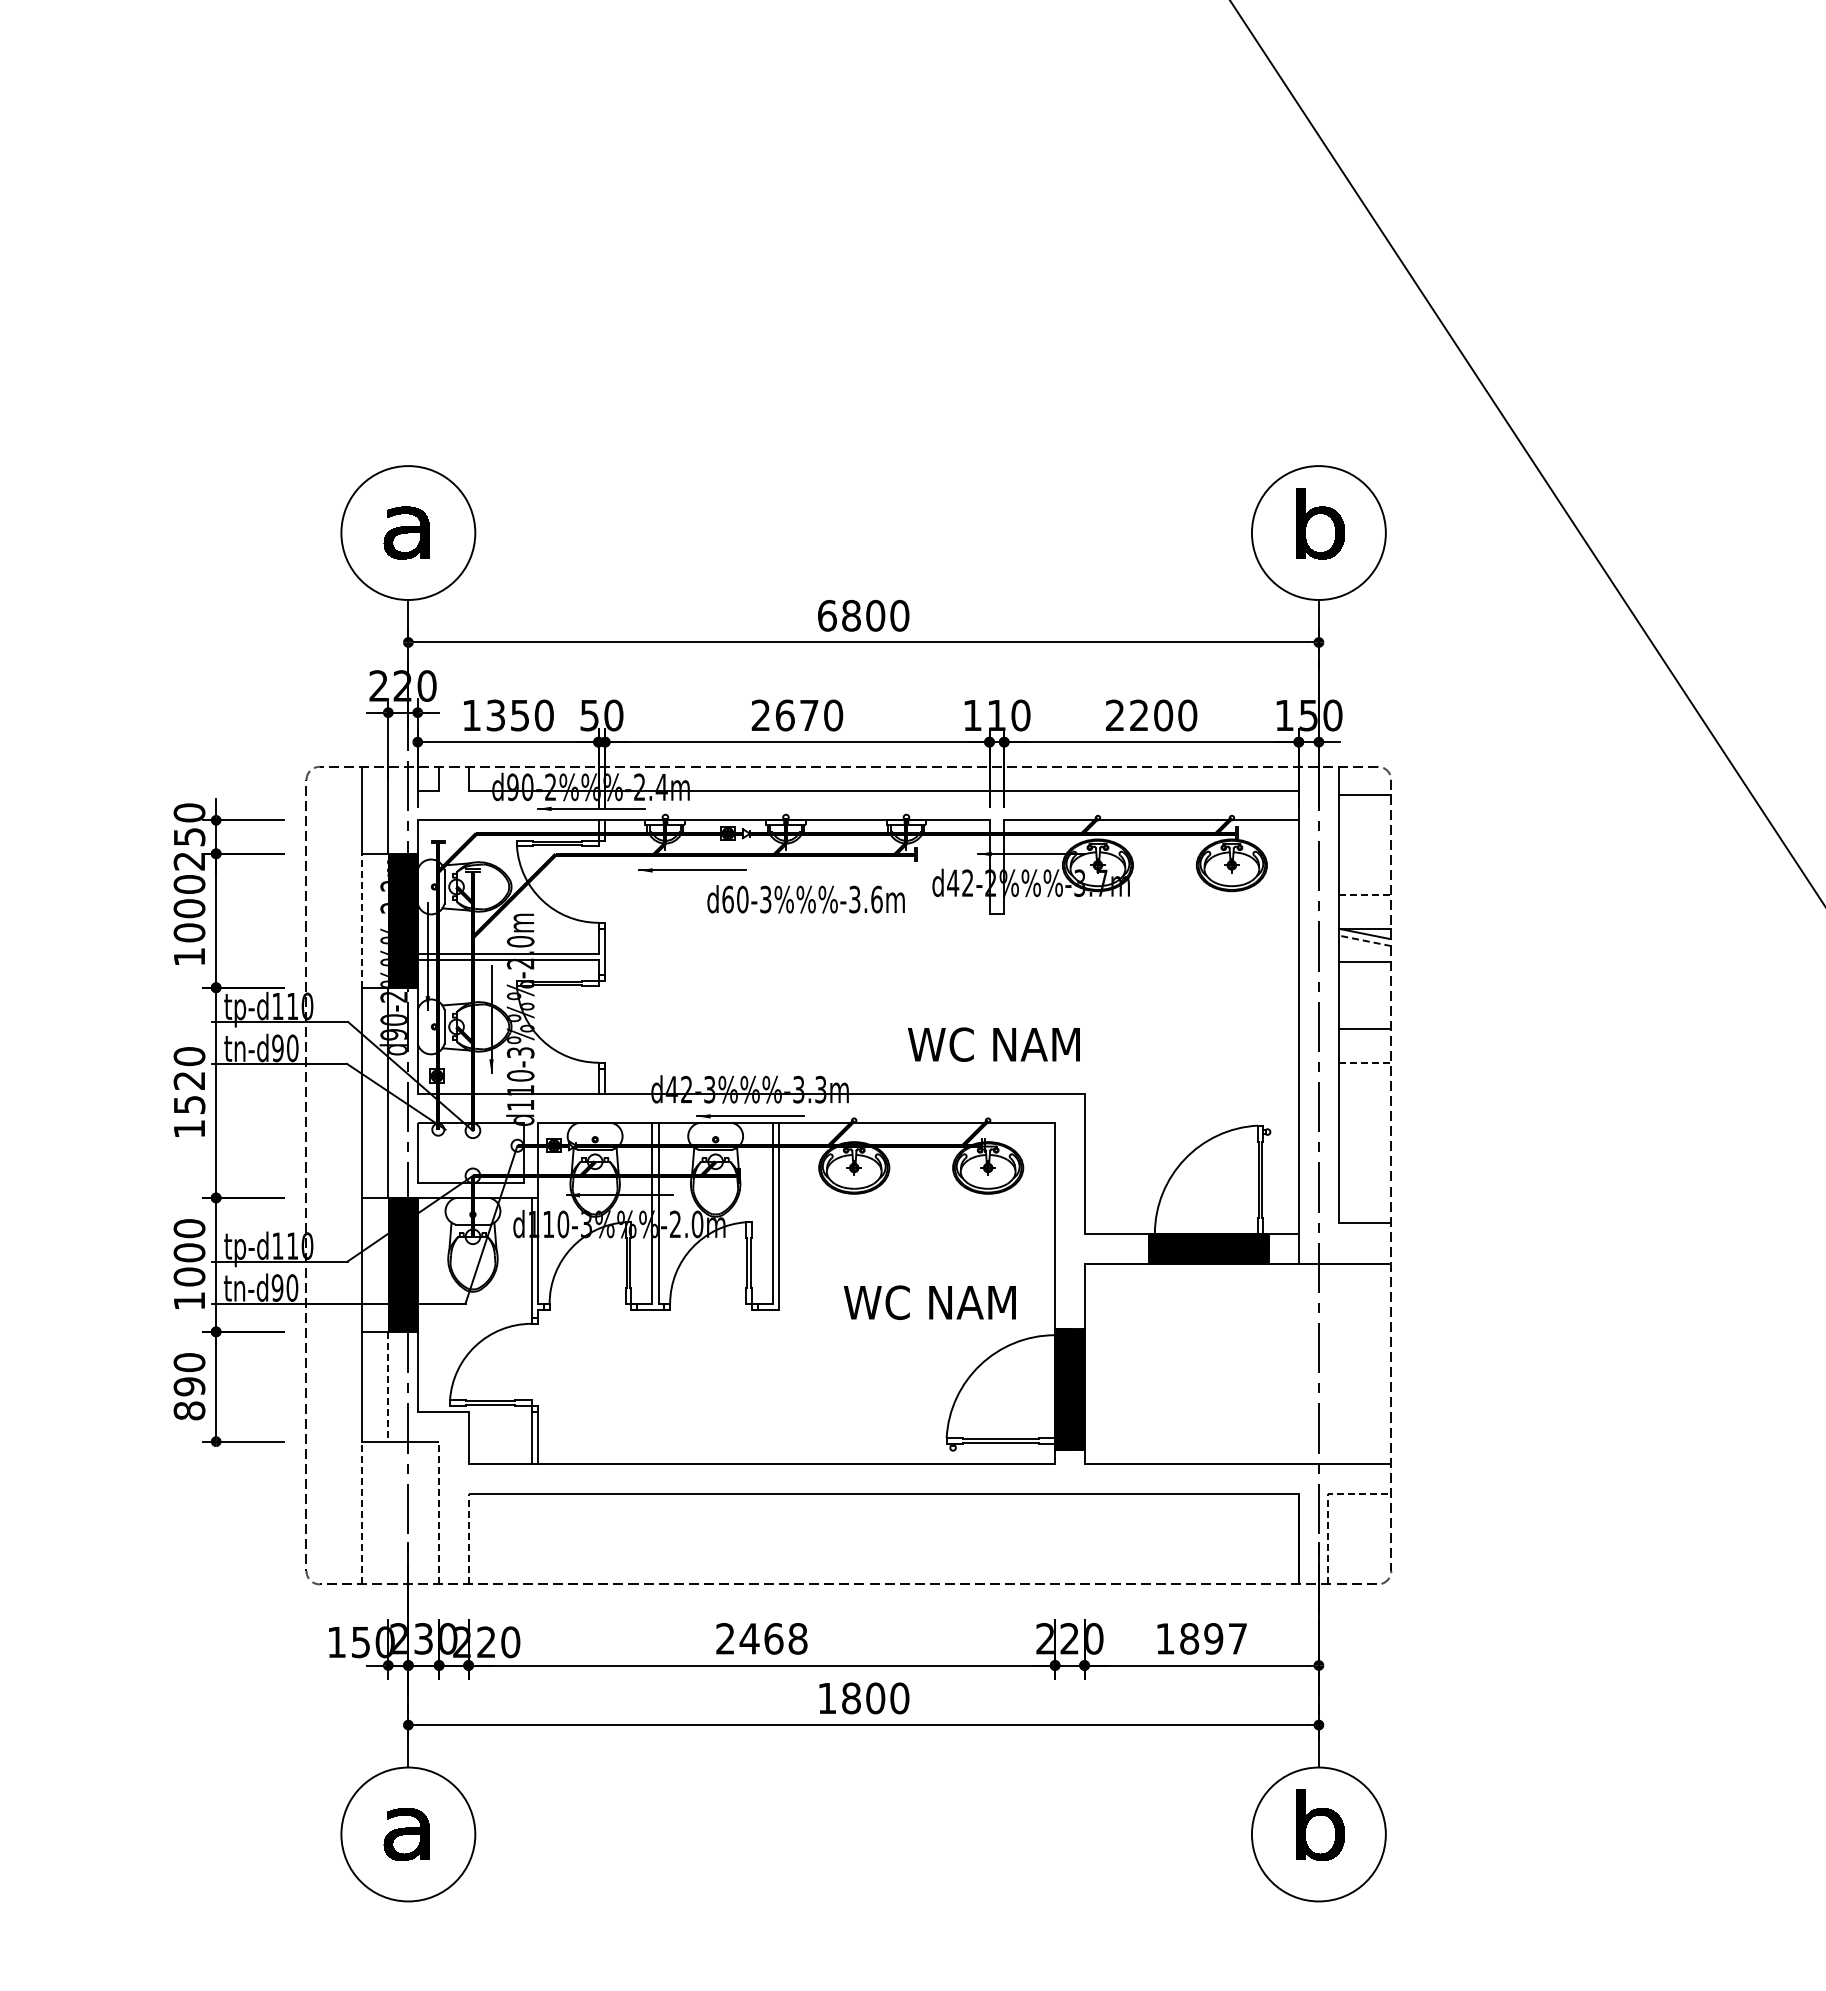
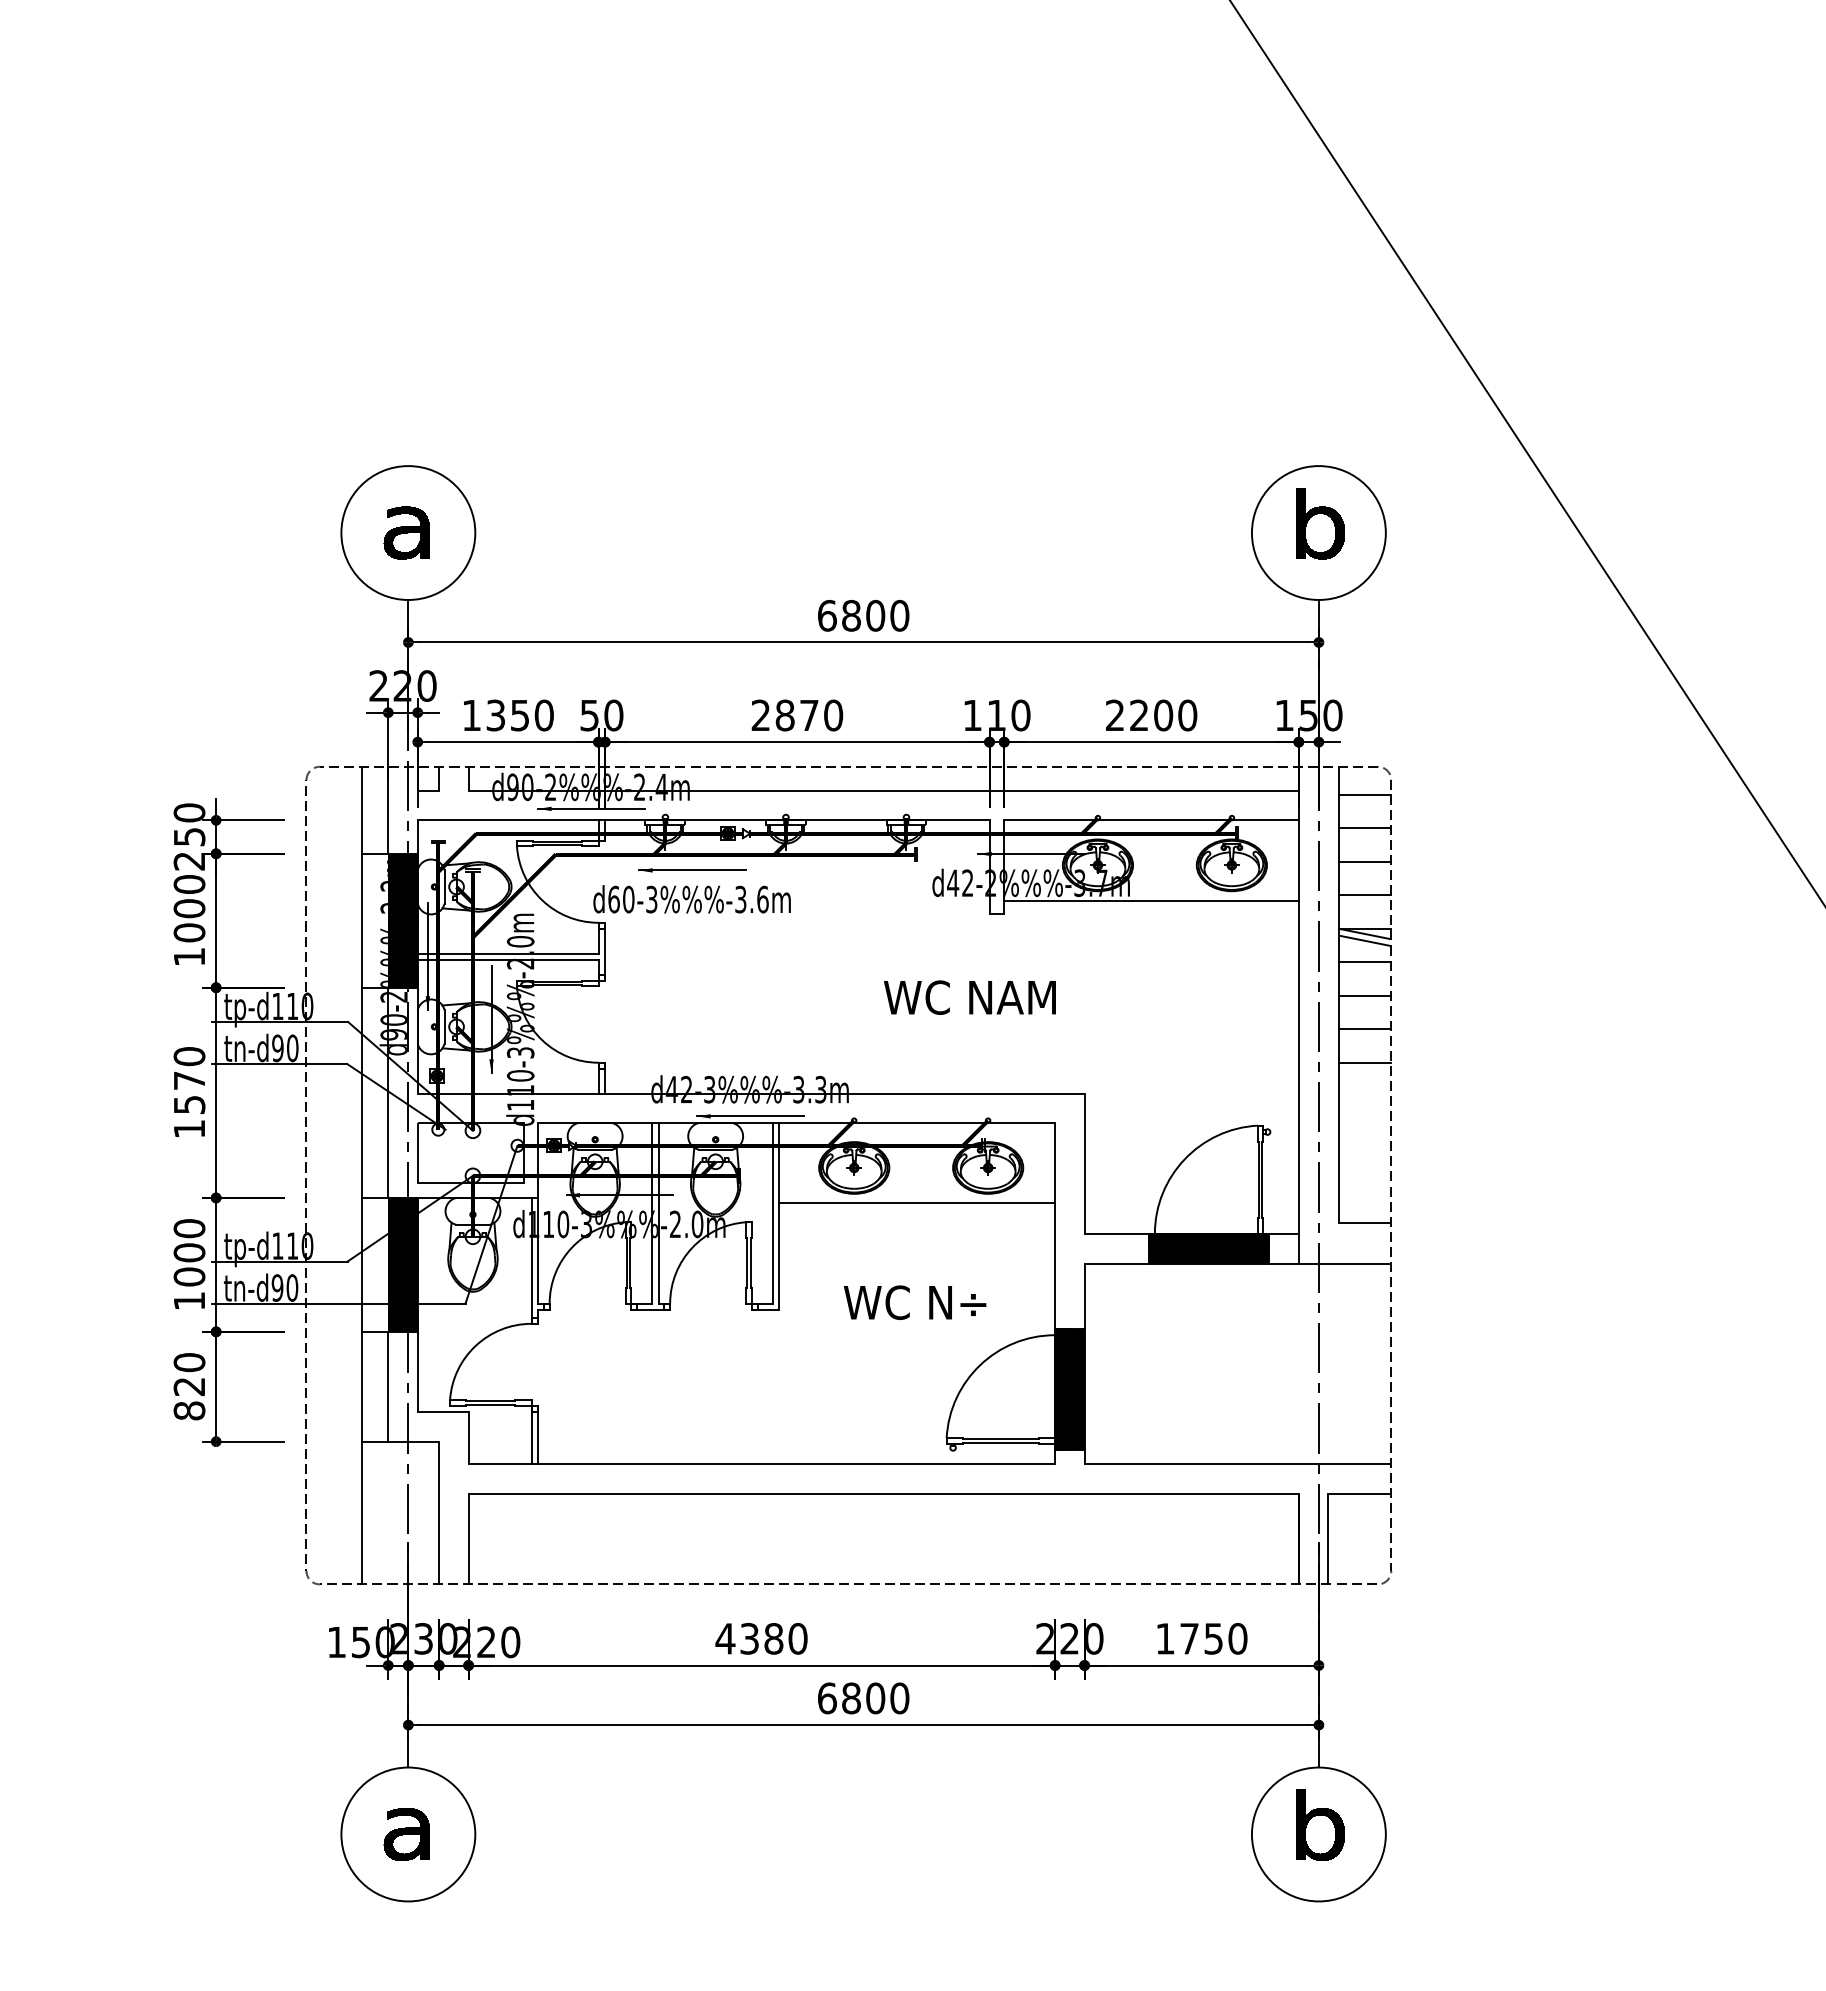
text: 2670 -> 2870 (784, 715)
line: none -> present (1364, 828)
line: none -> present (1364, 861)
line: dashed -> solid (1365, 895)
text position: (805, 899) -> (691, 899) (691, 899)
line: none -> present (1151, 900)
line: dashed -> solid (361, 920)
line: dashed -> solid (1365, 940)
line: none -> present (1364, 995)
text position: (993, 1044) -> (969, 997) (969, 997)
line: dashed -> solid (1365, 1062)
text: 1520 -> 1570 (188, 1080)
line: none -> present (917, 1203)
text: WC NAM -> WC N÷ (985, 1302)
text: 890 -> 820 (189, 1386)
line: dashed -> solid (388, 1386)
line: dashed -> solid (1328, 1505)
line: dashed -> solid (361, 1512)
line: dashed -> solid (439, 1512)
line: dashed -> solid (468, 1538)
text: 2468 -> 4380 (761, 1638)
text: 1897 -> 1750 (1213, 1638)
text: 1800 -> 6800 (827, 1698)
